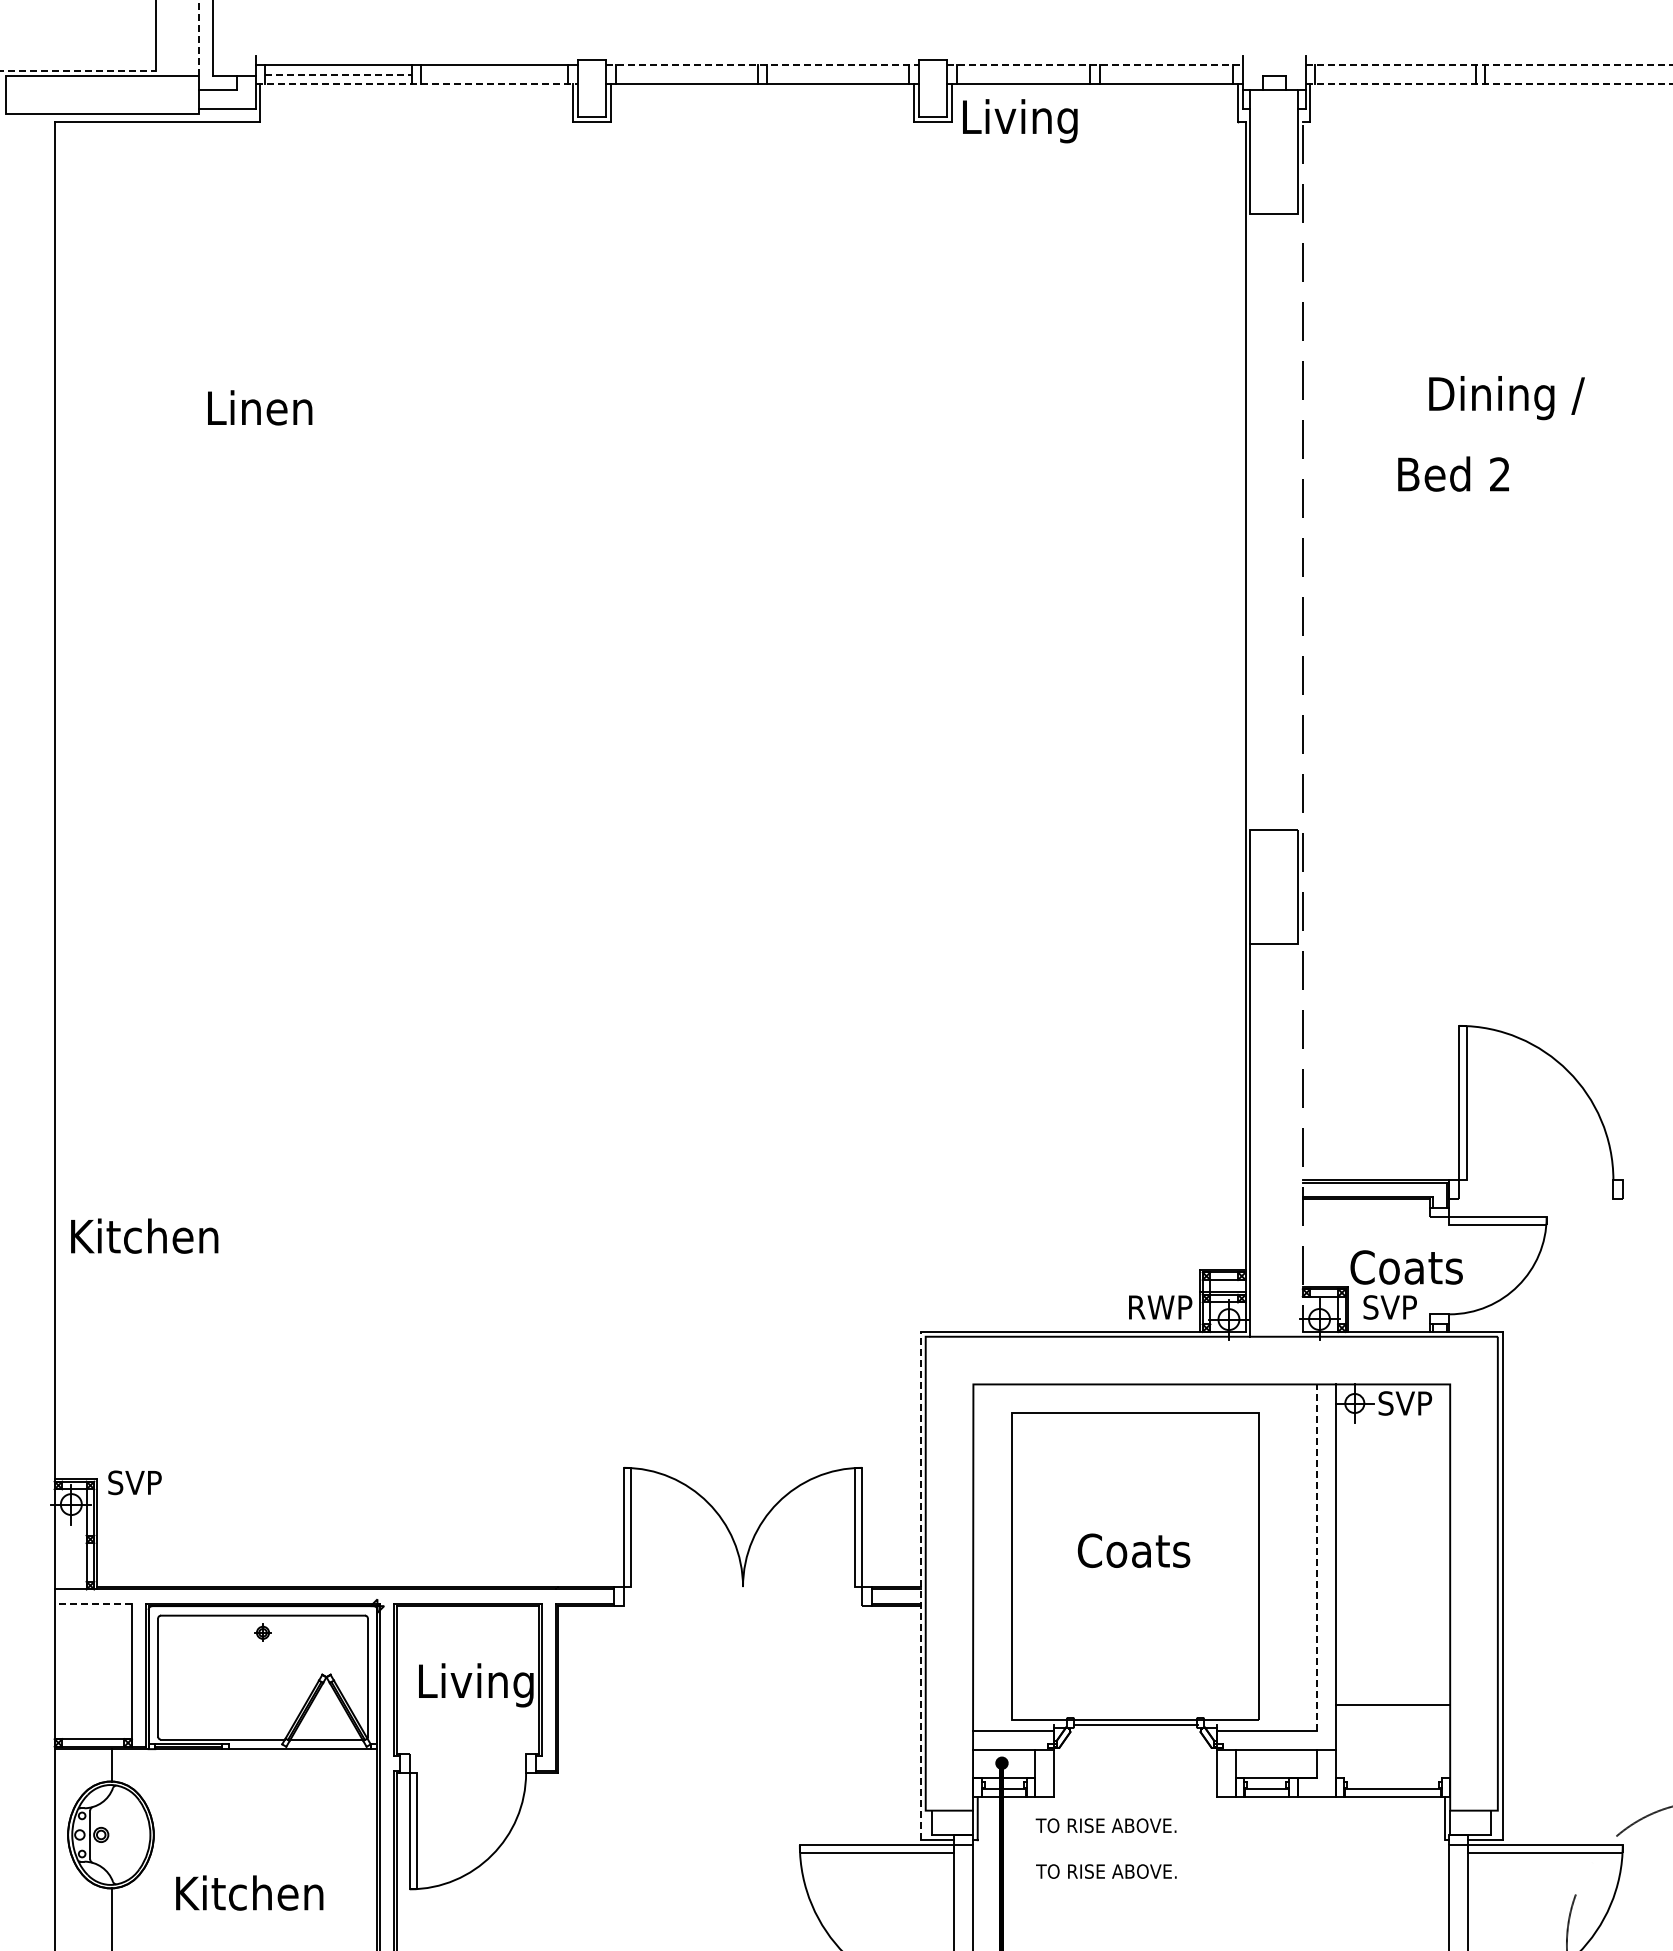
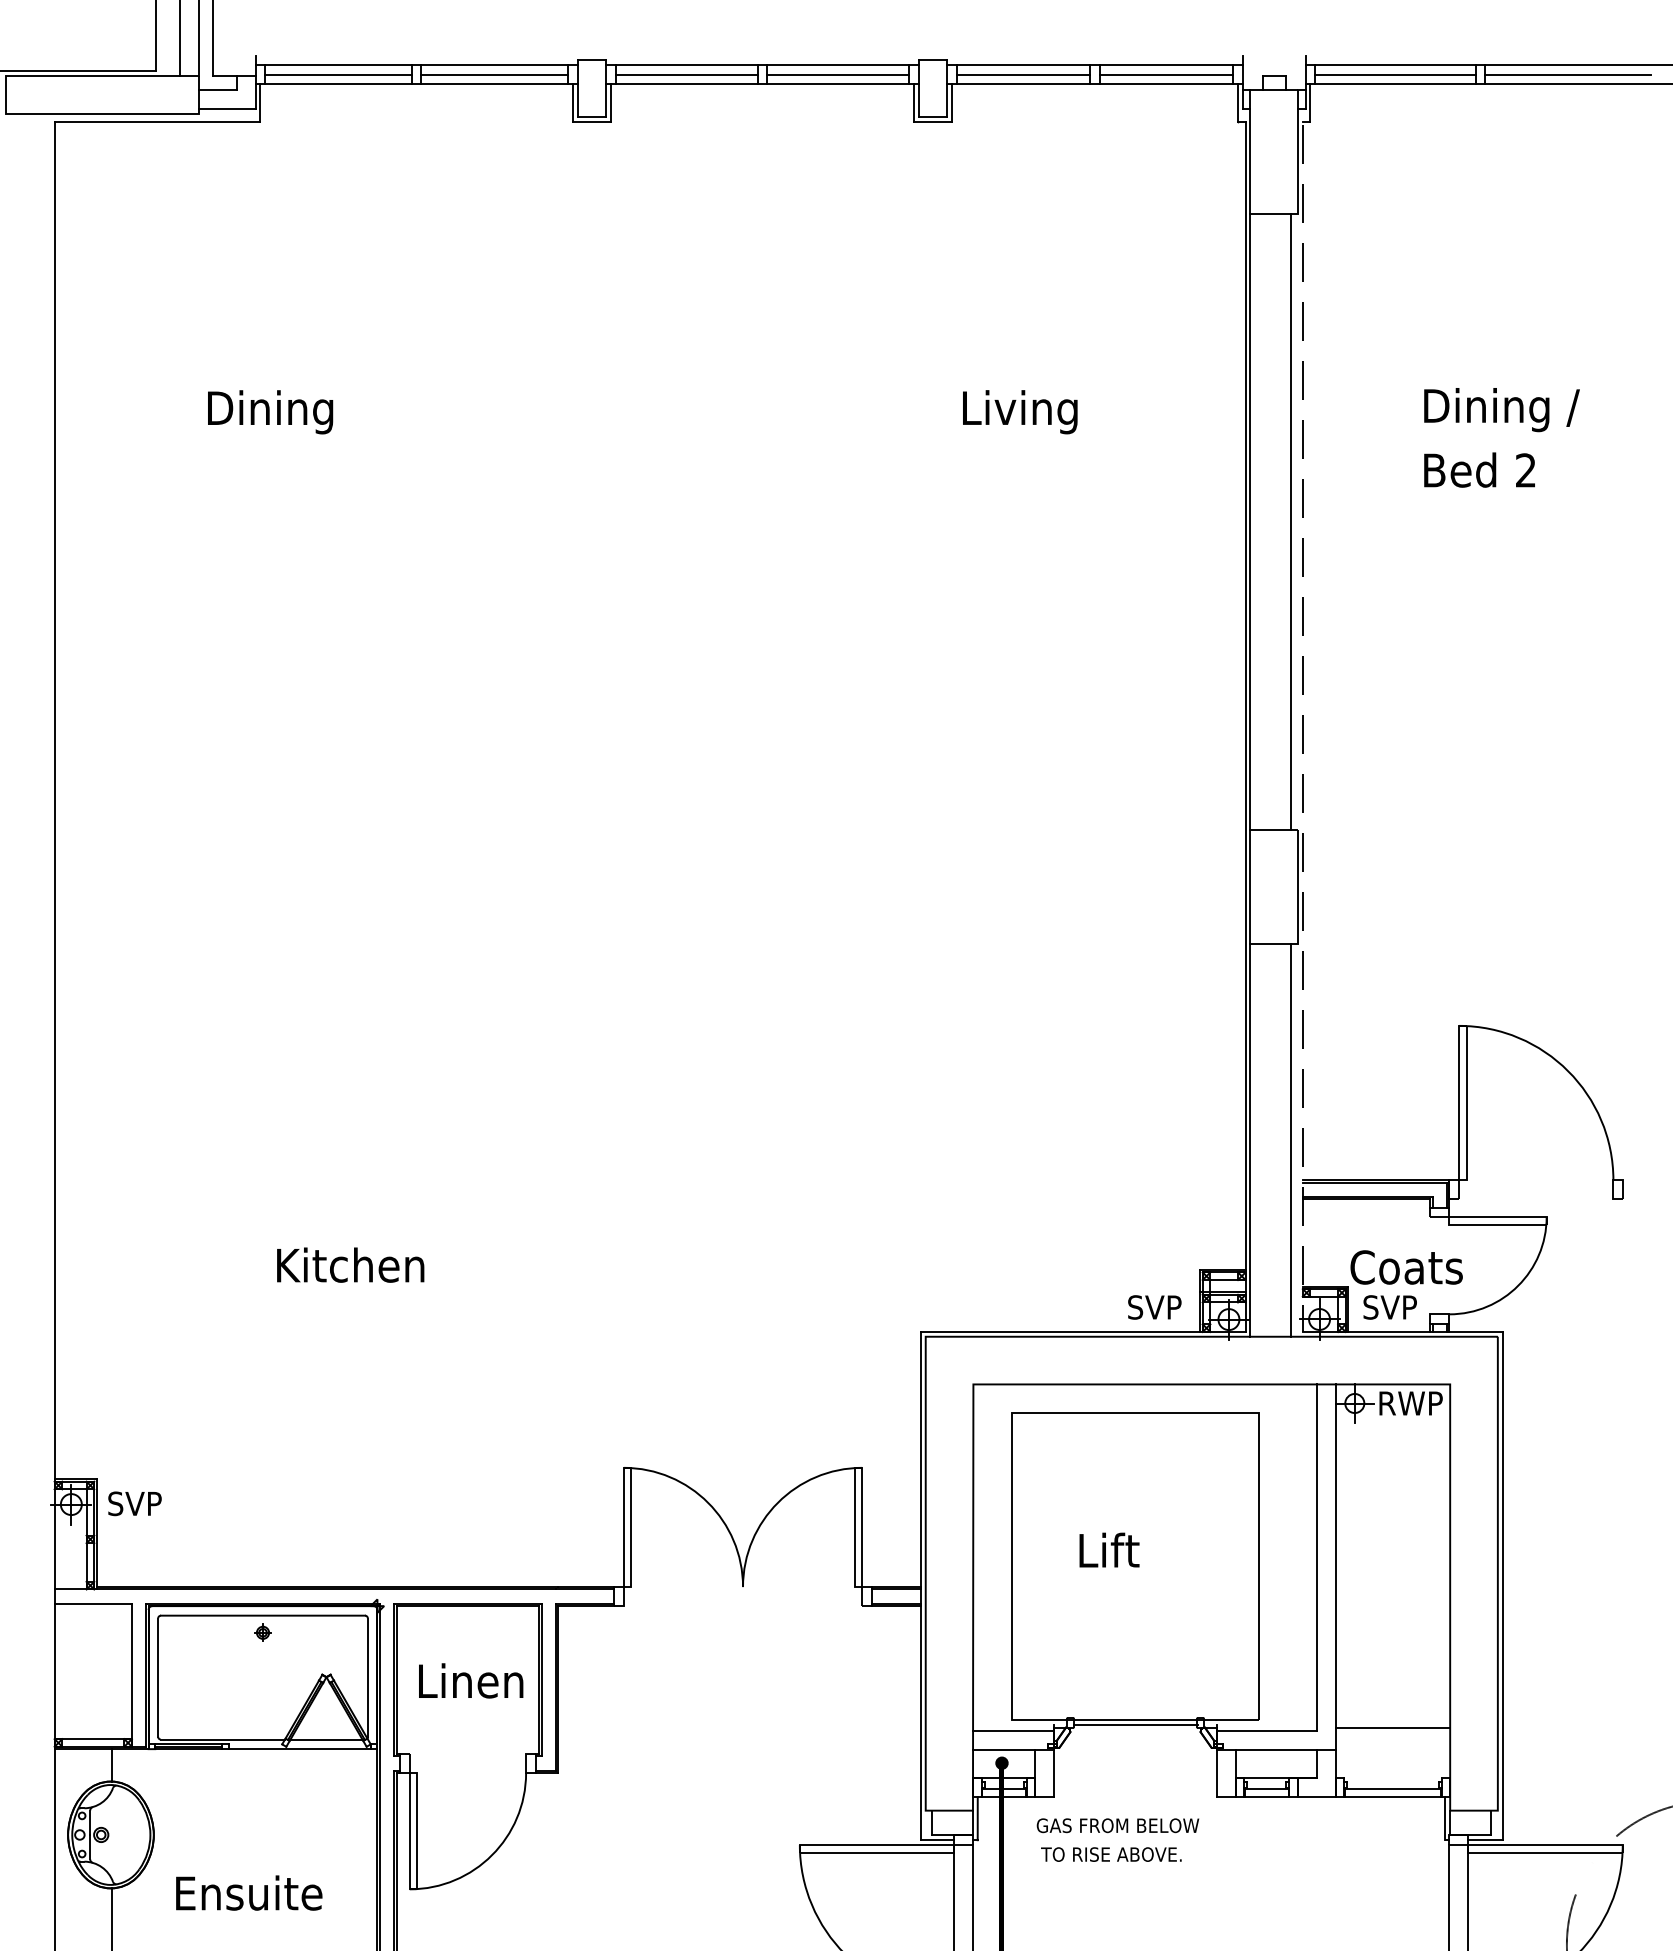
line: dashed -> solid (199, 38)
line: none -> present (180, 39)
line: dashed -> solid (763, 65)
line: dashed -> solid (1095, 65)
line: dashed -> solid (1489, 65)
line: dashed -> solid (78, 71)
line: dashed -> solid (338, 74)
line: none -> present (494, 74)
line: none -> present (686, 74)
line: none -> present (838, 74)
line: none -> present (1023, 74)
line: none -> present (1166, 74)
line: none -> present (1395, 74)
line: none -> present (1567, 74)
line: dashed -> solid (417, 84)
line: dashed -> solid (1489, 84)
text position: (1020, 121) -> (1020, 412) (1020, 412)
text position: (1506, 398) -> (1501, 410) (1501, 410)
text: Linen -> Dining (272, 412)
text position: (1453, 473) -> (1479, 469) (1479, 469)
line: none -> present (1250, 521)
line: none -> present (1291, 521)
line: none -> present (1291, 1140)
text position: (144, 1235) -> (350, 1264) (350, 1264)
text: RWP -> SVP (1160, 1307)
text: SVP -> RWP (1410, 1403)
text position: (134, 1482) -> (134, 1503) (134, 1503)
text: Coats -> Lift (1133, 1550)
line: dashed -> solid (1316, 1556)
line: dashed -> solid (920, 1585)
line: dashed -> solid (93, 1603)
text: Living -> Linen (491, 1685)
line position: (1392, 1704) -> (1392, 1727) (1392, 1727)
text: TO RISE ABOVE. -> GAS FROM BELOW (1117, 1825)
text position: (1106, 1871) -> (1111, 1854) (1111, 1854)
text: Kitchen -> Ensuite (251, 1892)
